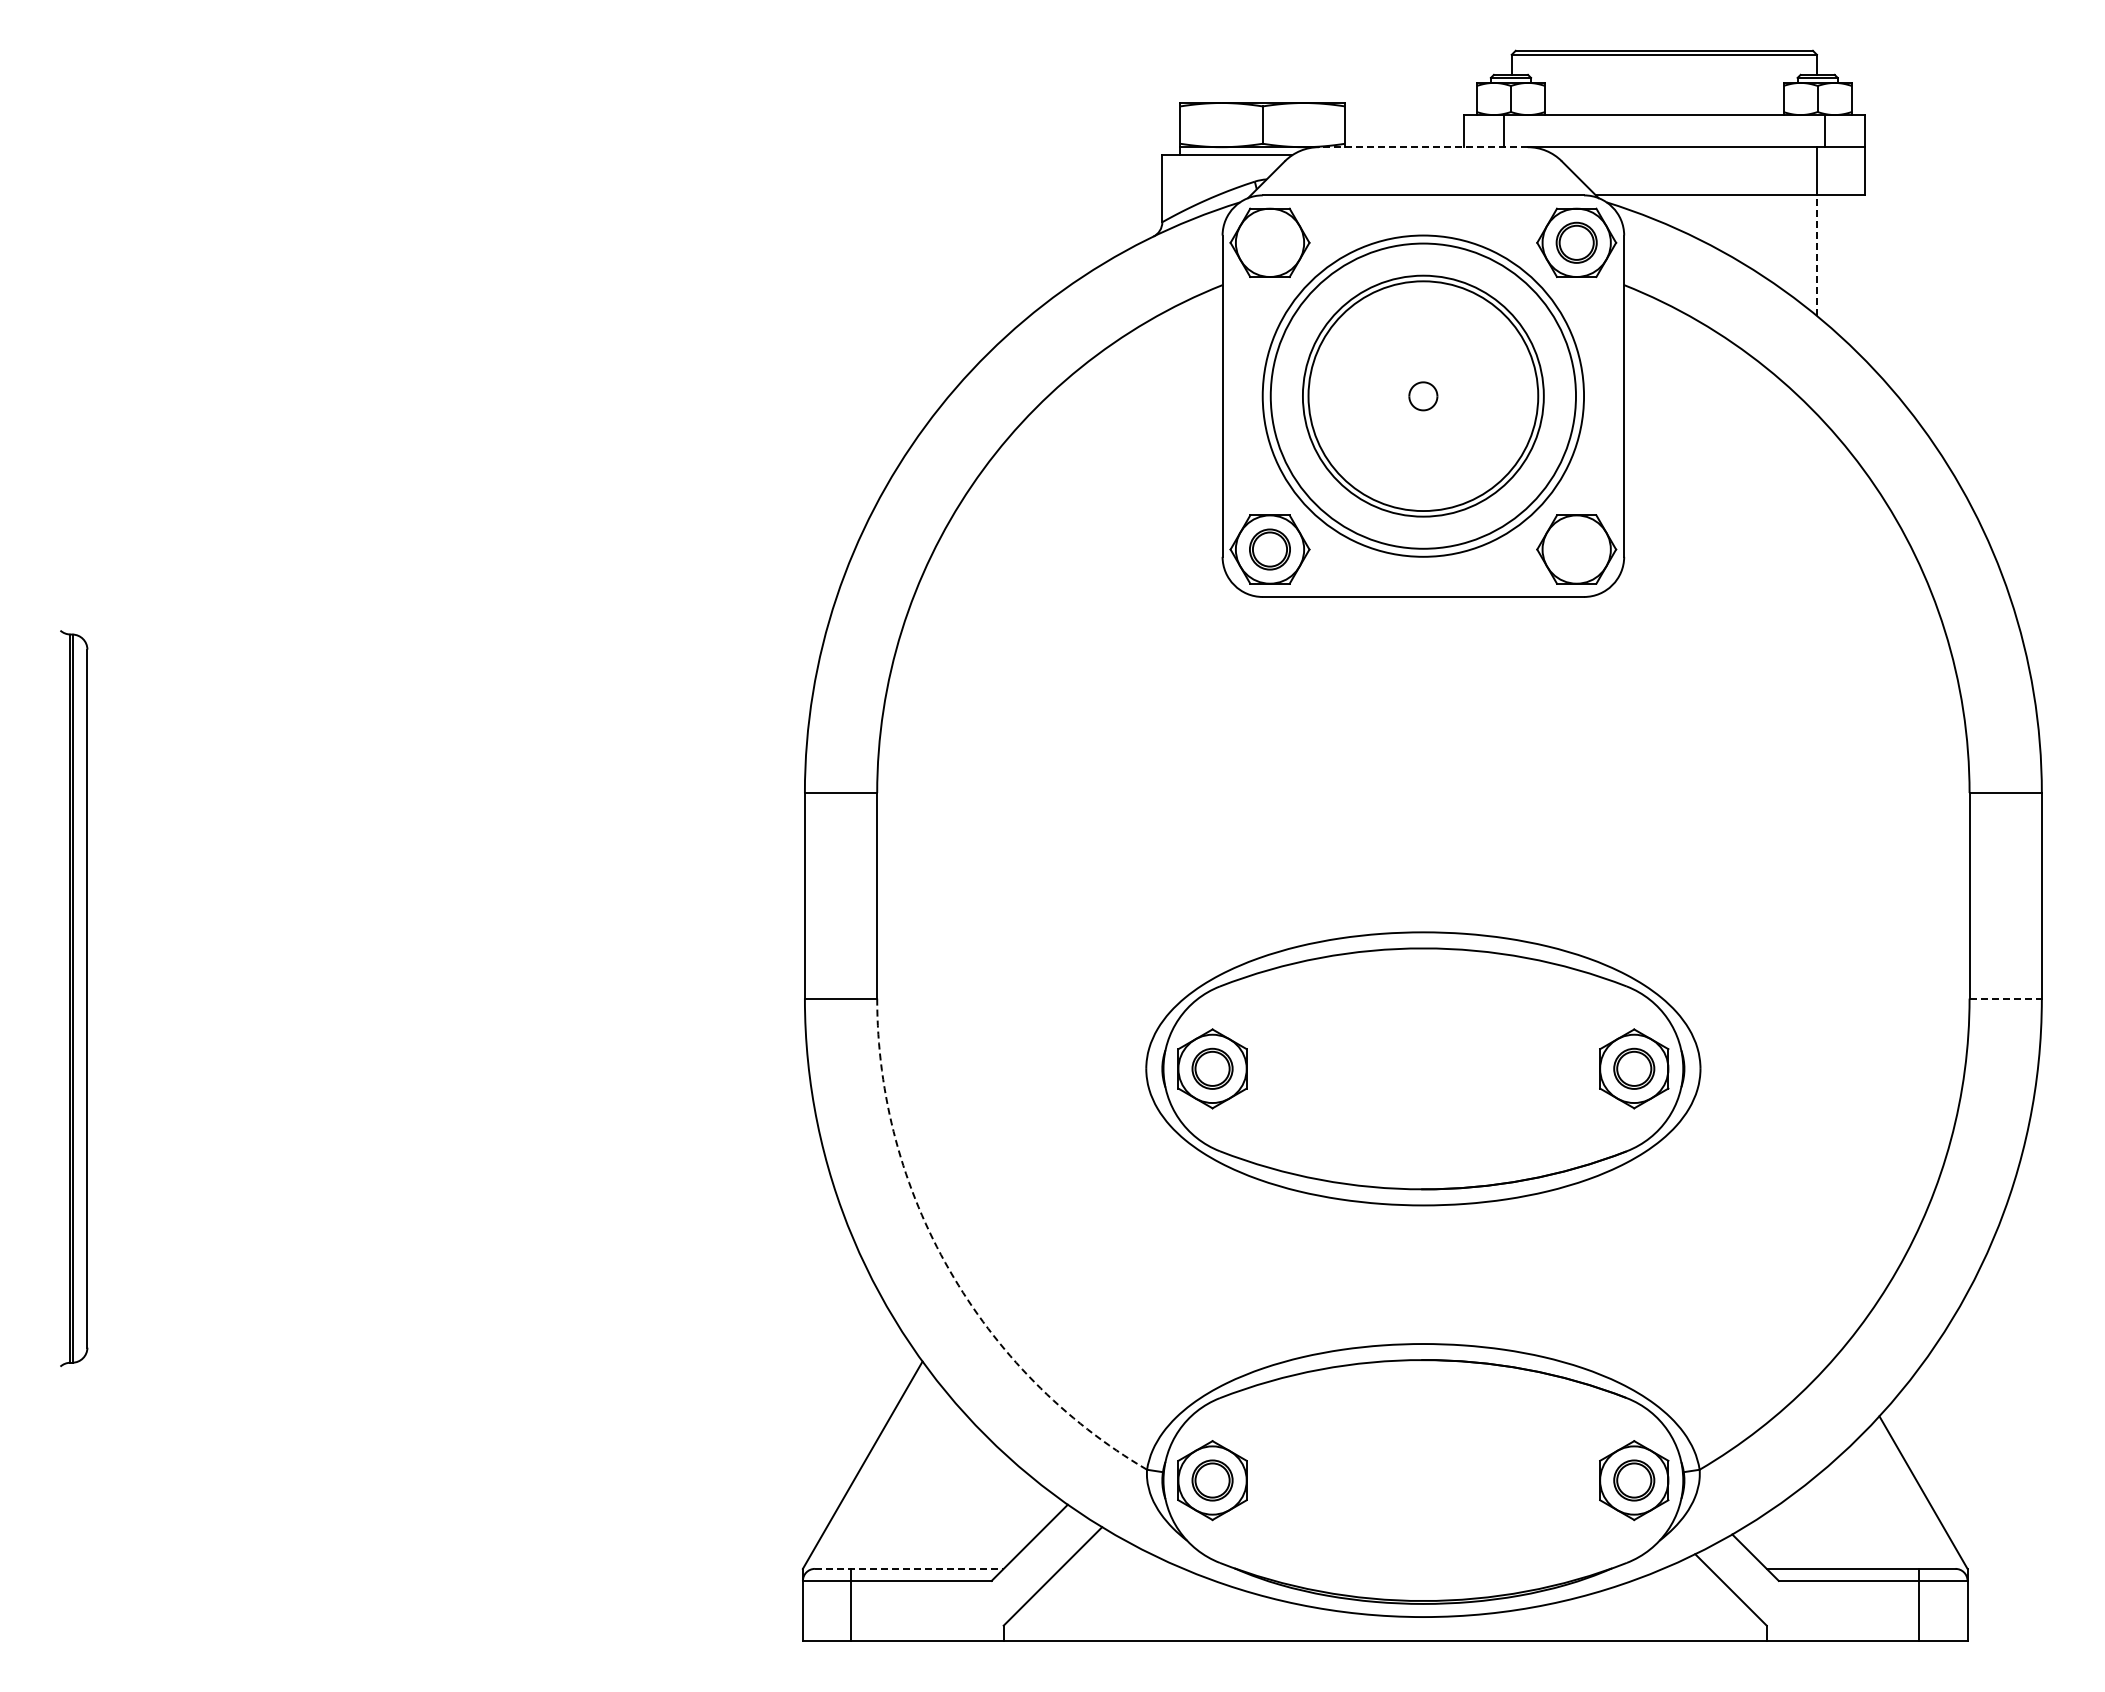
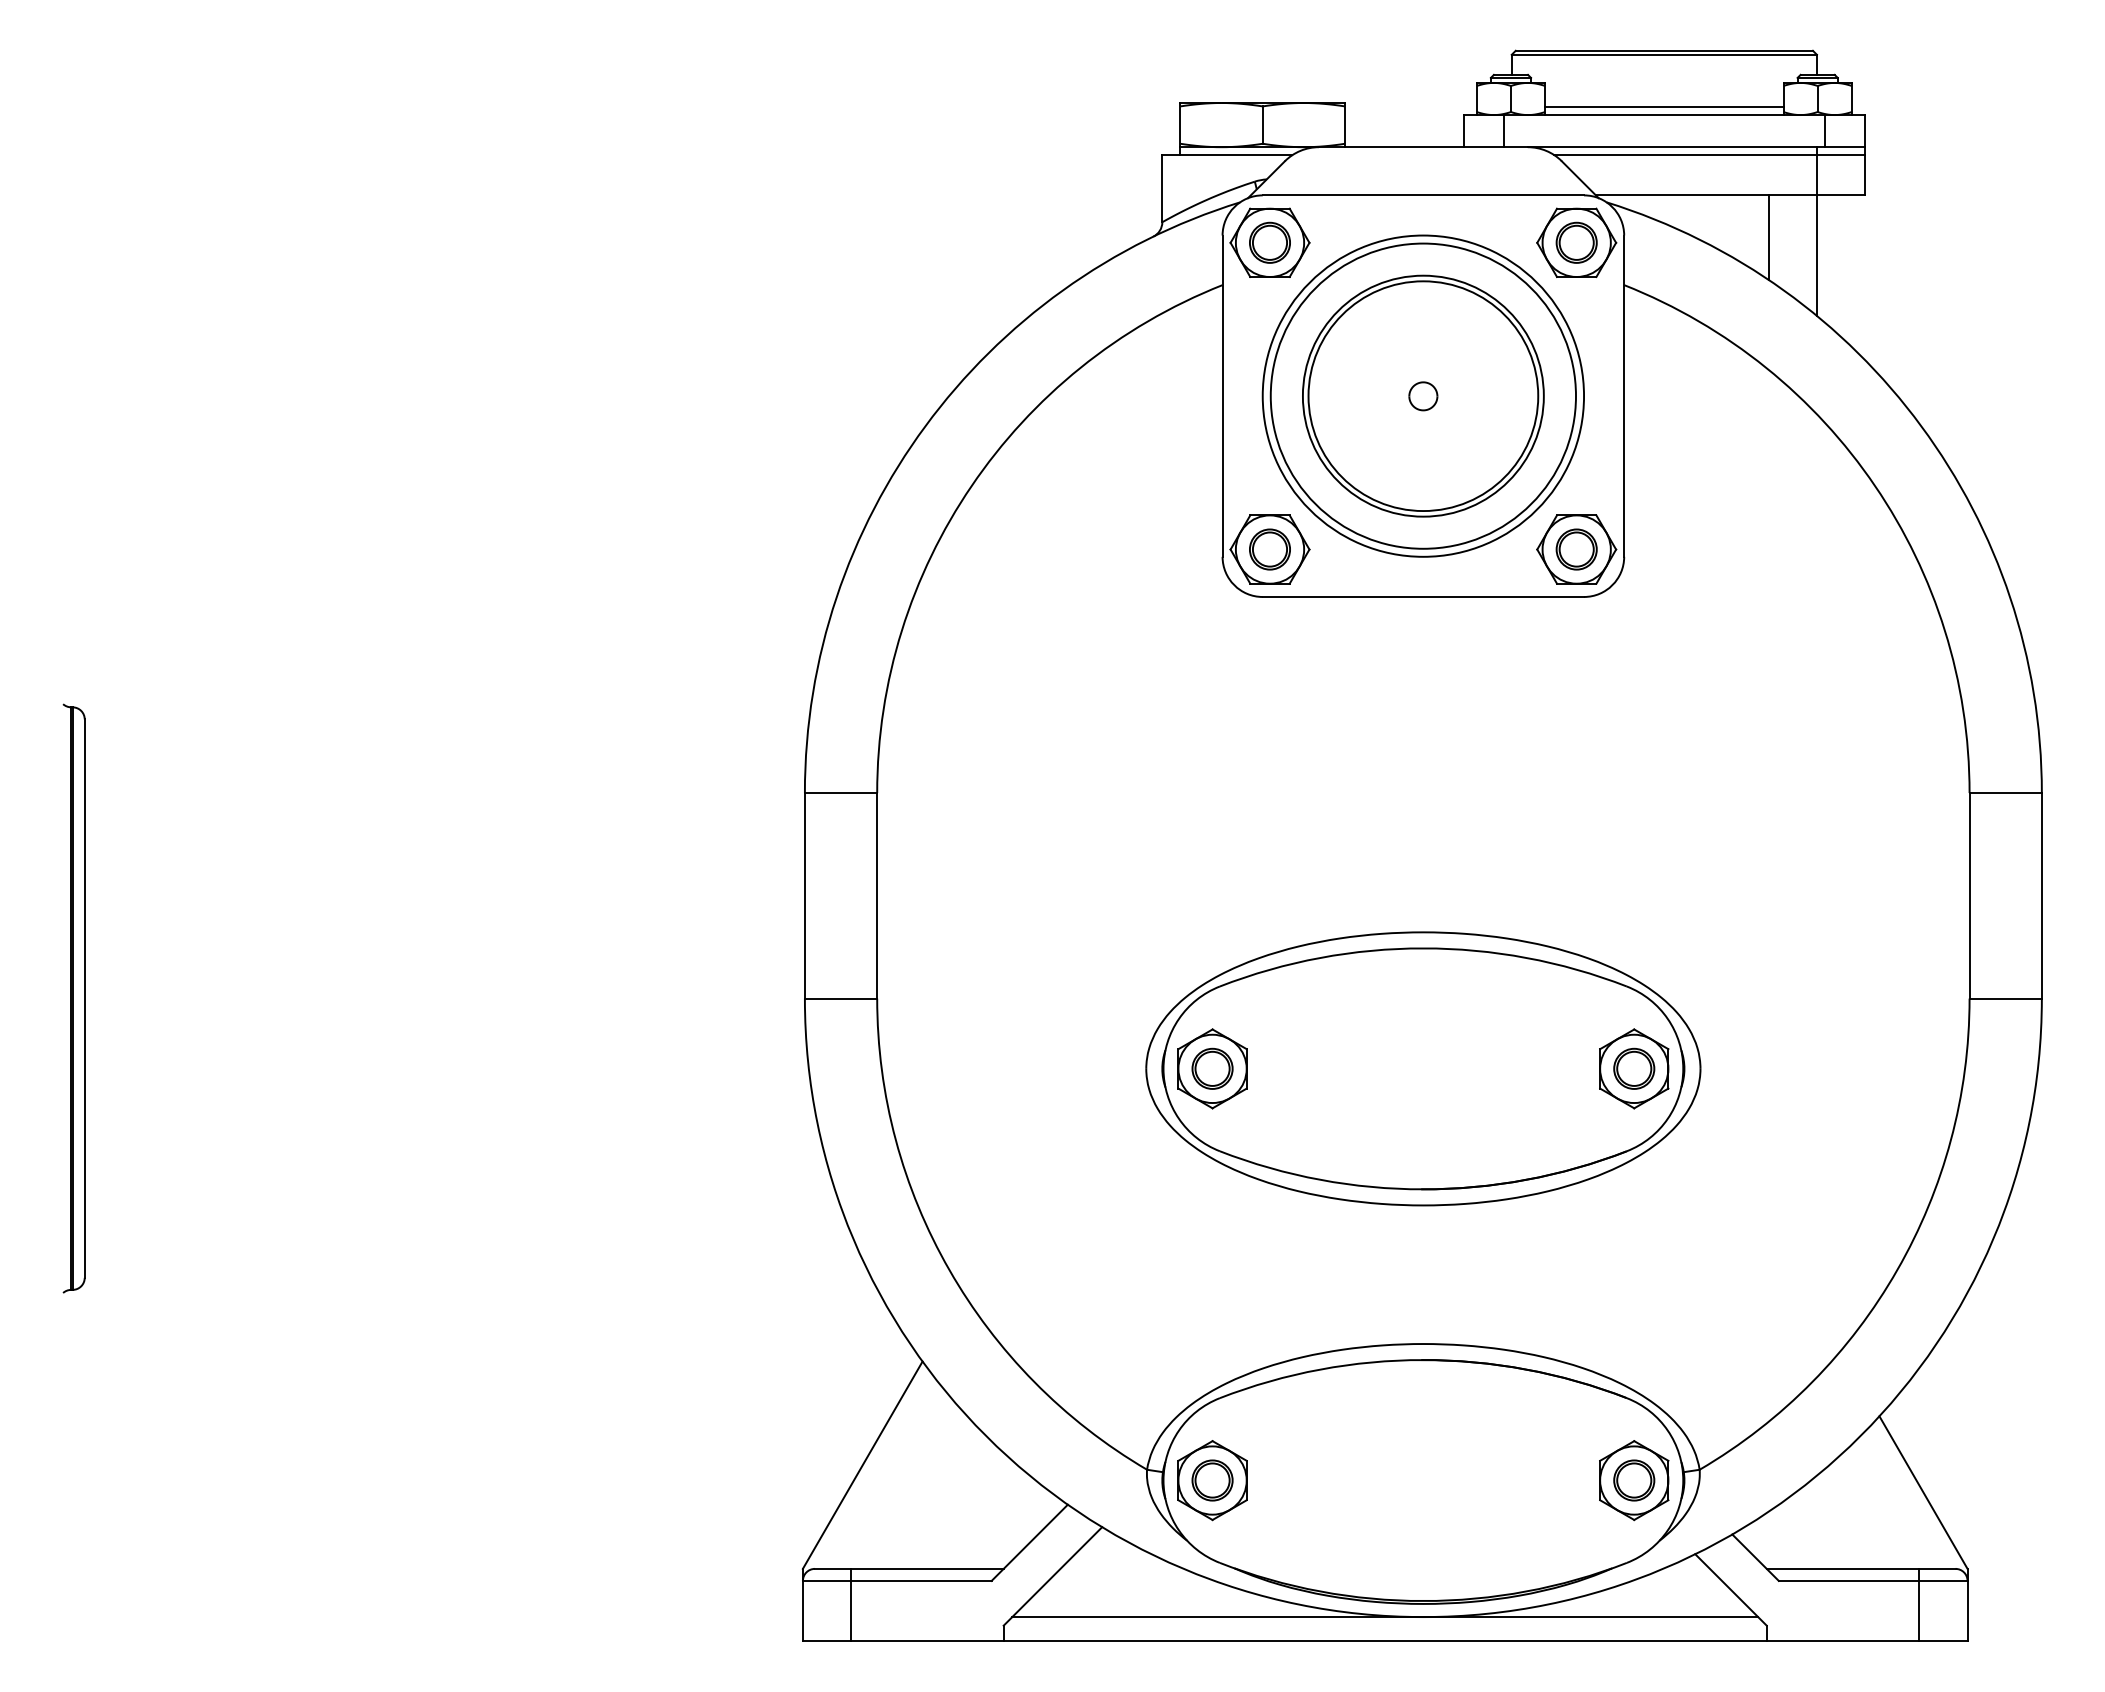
line: none -> present (1664, 107)
line: dashed -> solid (1422, 147)
line: none -> present (1709, 155)
line: none -> present (1768, 237)
part: none -> present (1269, 242)
line: dashed -> solid (1816, 255)
part: none -> present (1576, 549)
part size: 29x737 px -> 24x591 px (73, 998)
line: dashed -> solid (2006, 998)
arc: dashed -> solid (949, 1270)
line: dashed -> solid (909, 1568)
line: none -> present (1385, 1617)
